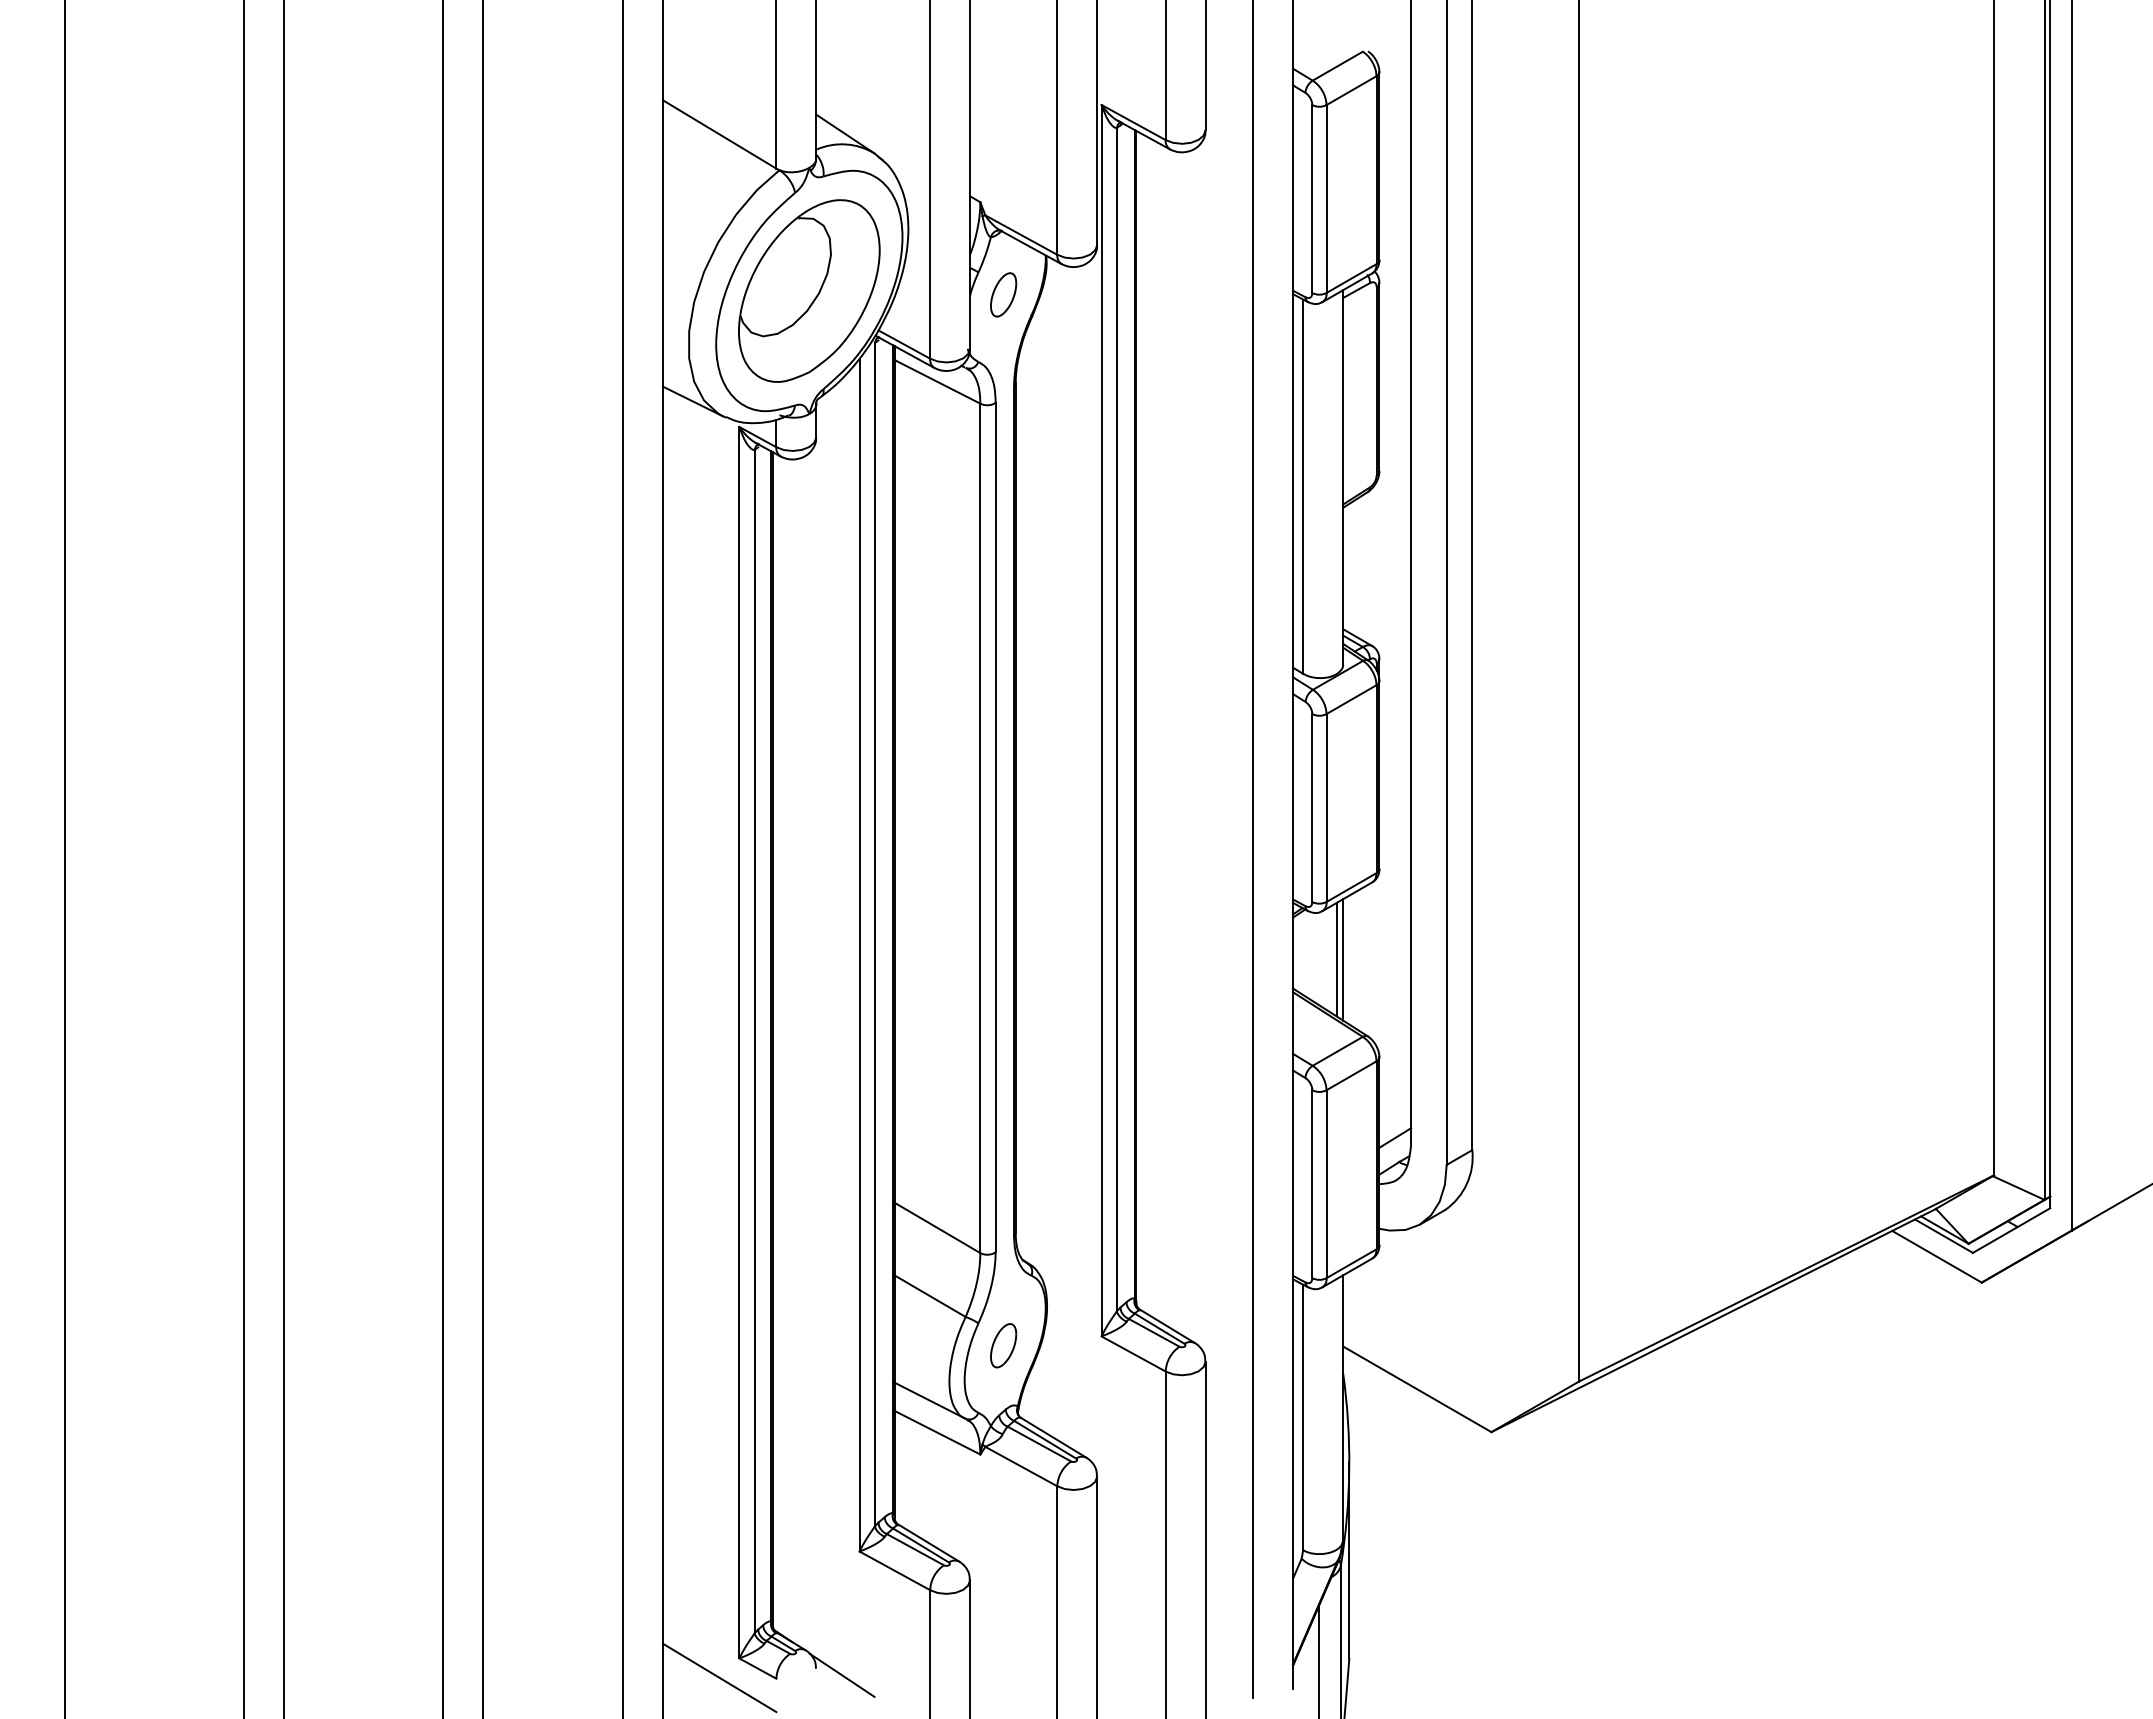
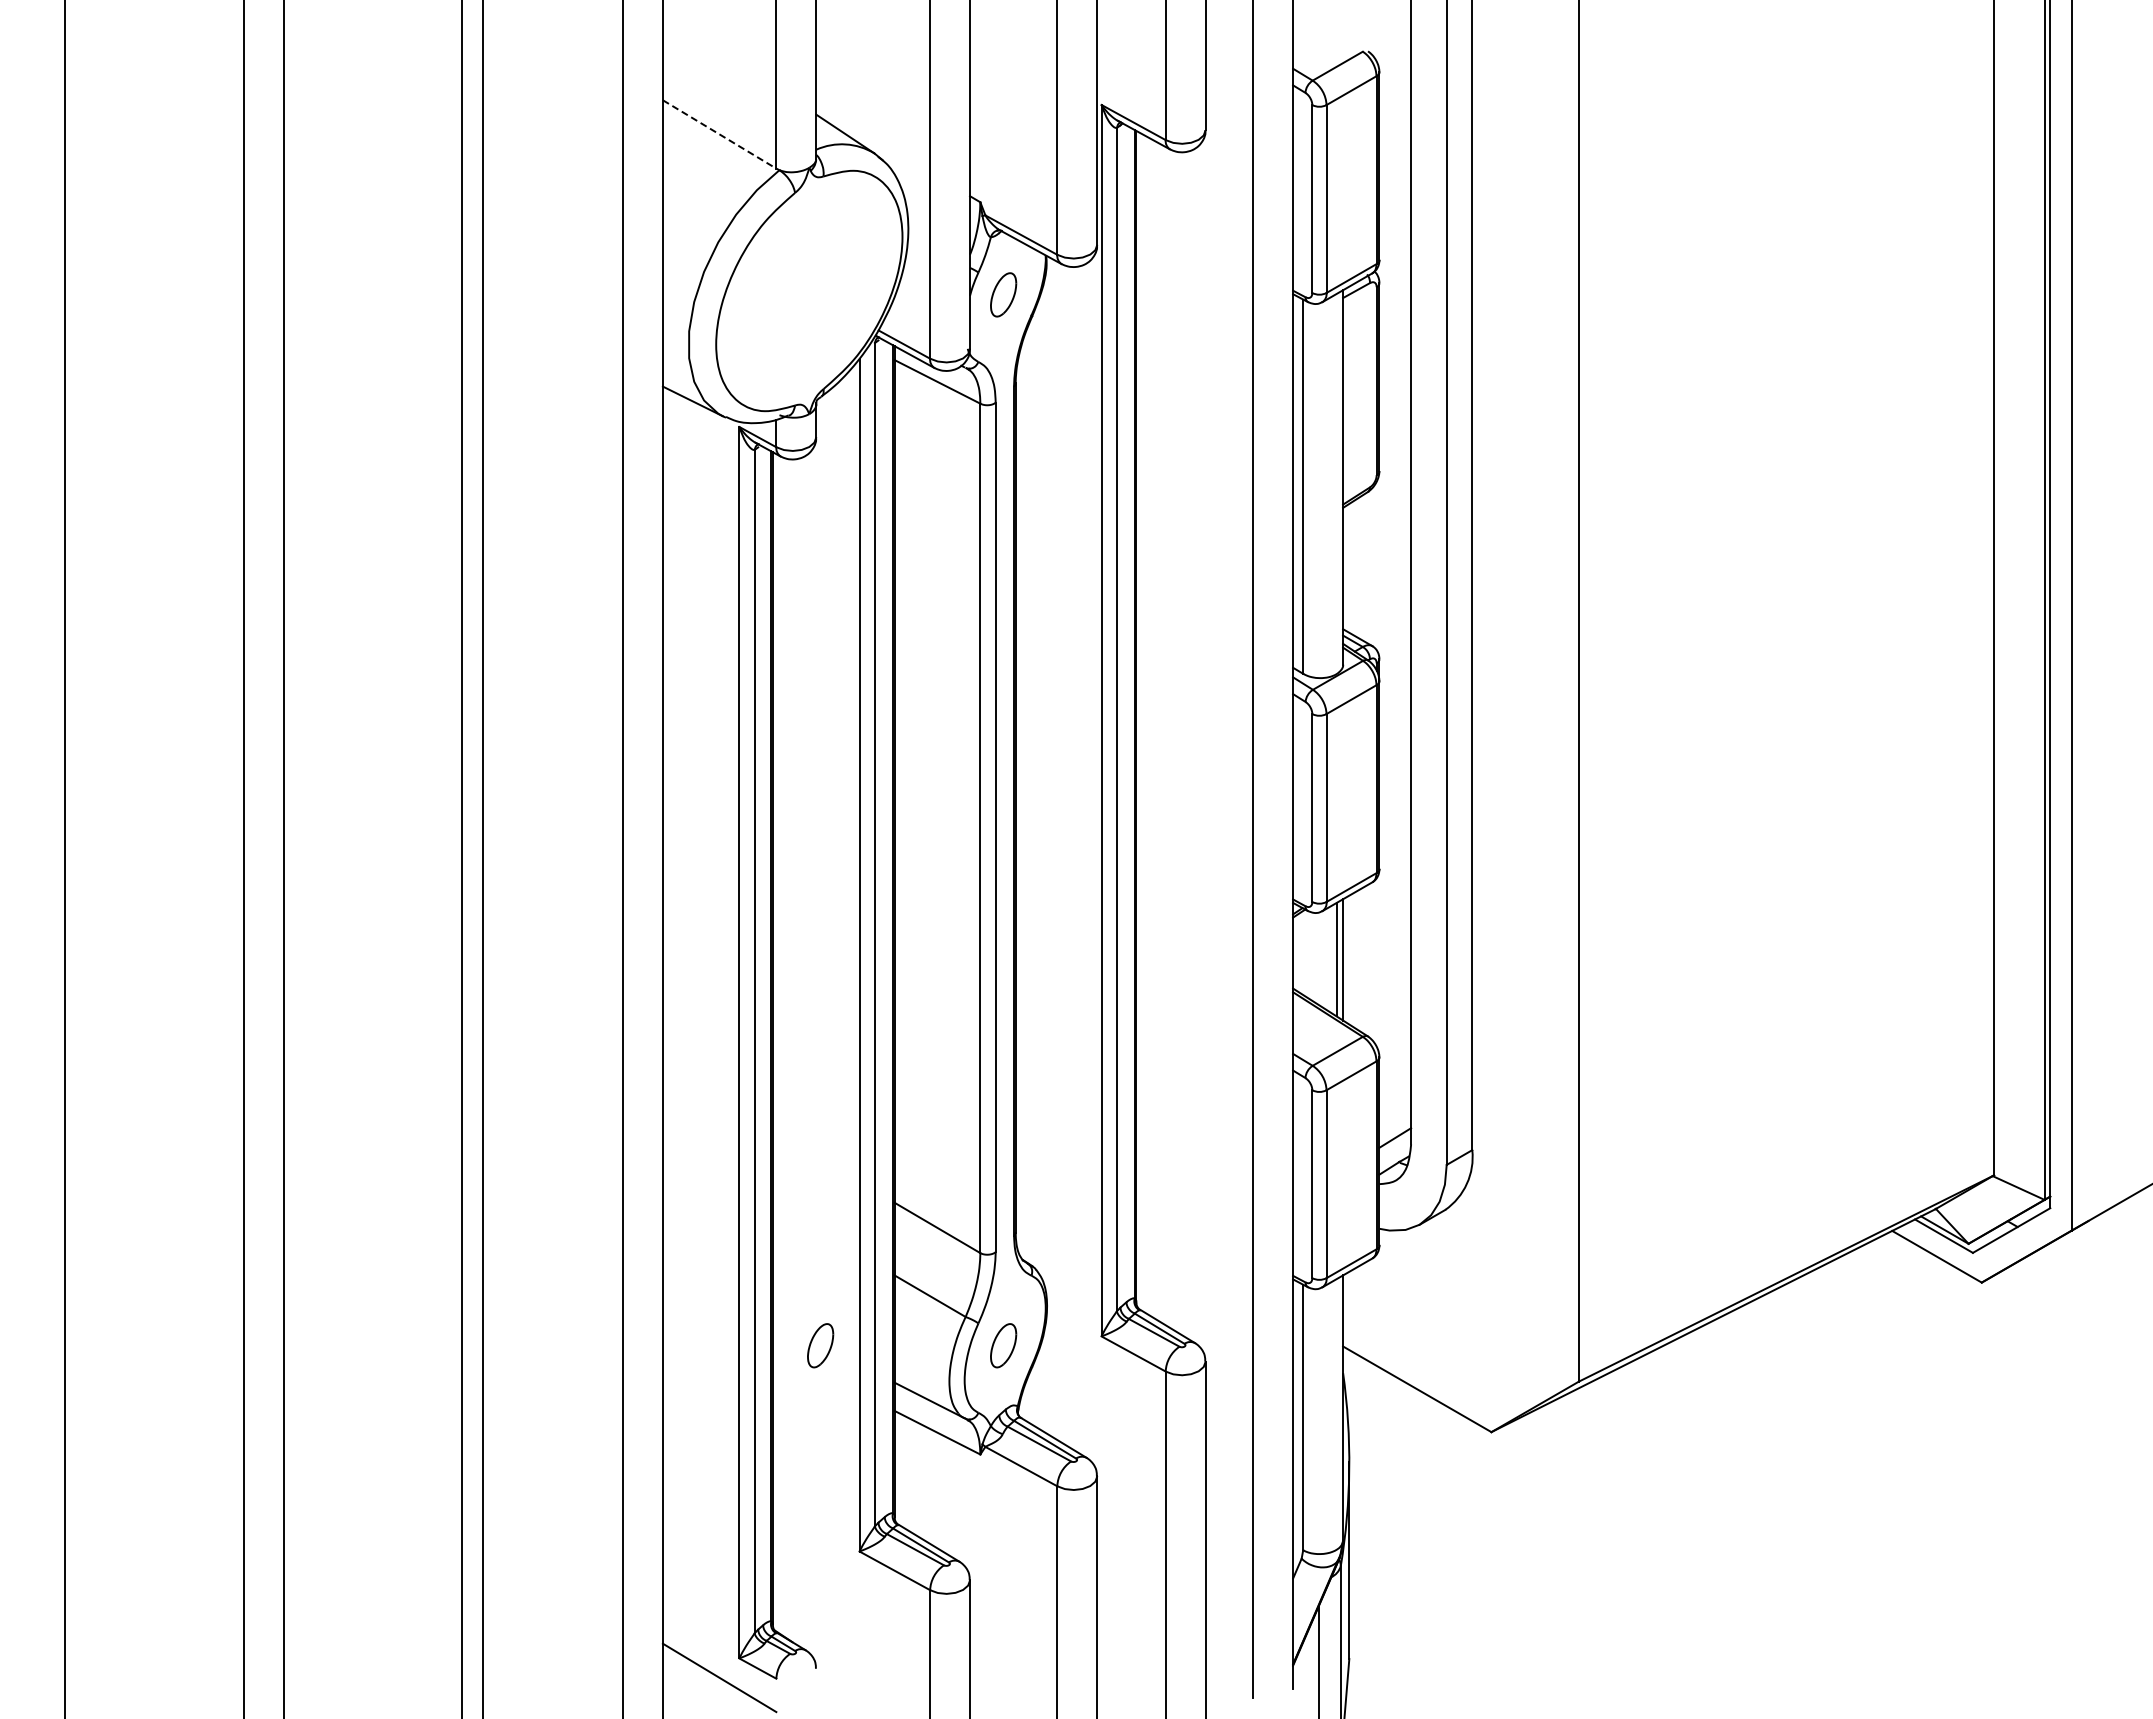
line: solid -> dashed (720, 134)
part: present -> none (809, 290)
line position: (443, 858) -> (462, 858) (462, 858)
part: none -> present (820, 1345)
line: present -> none (841, 1674)
